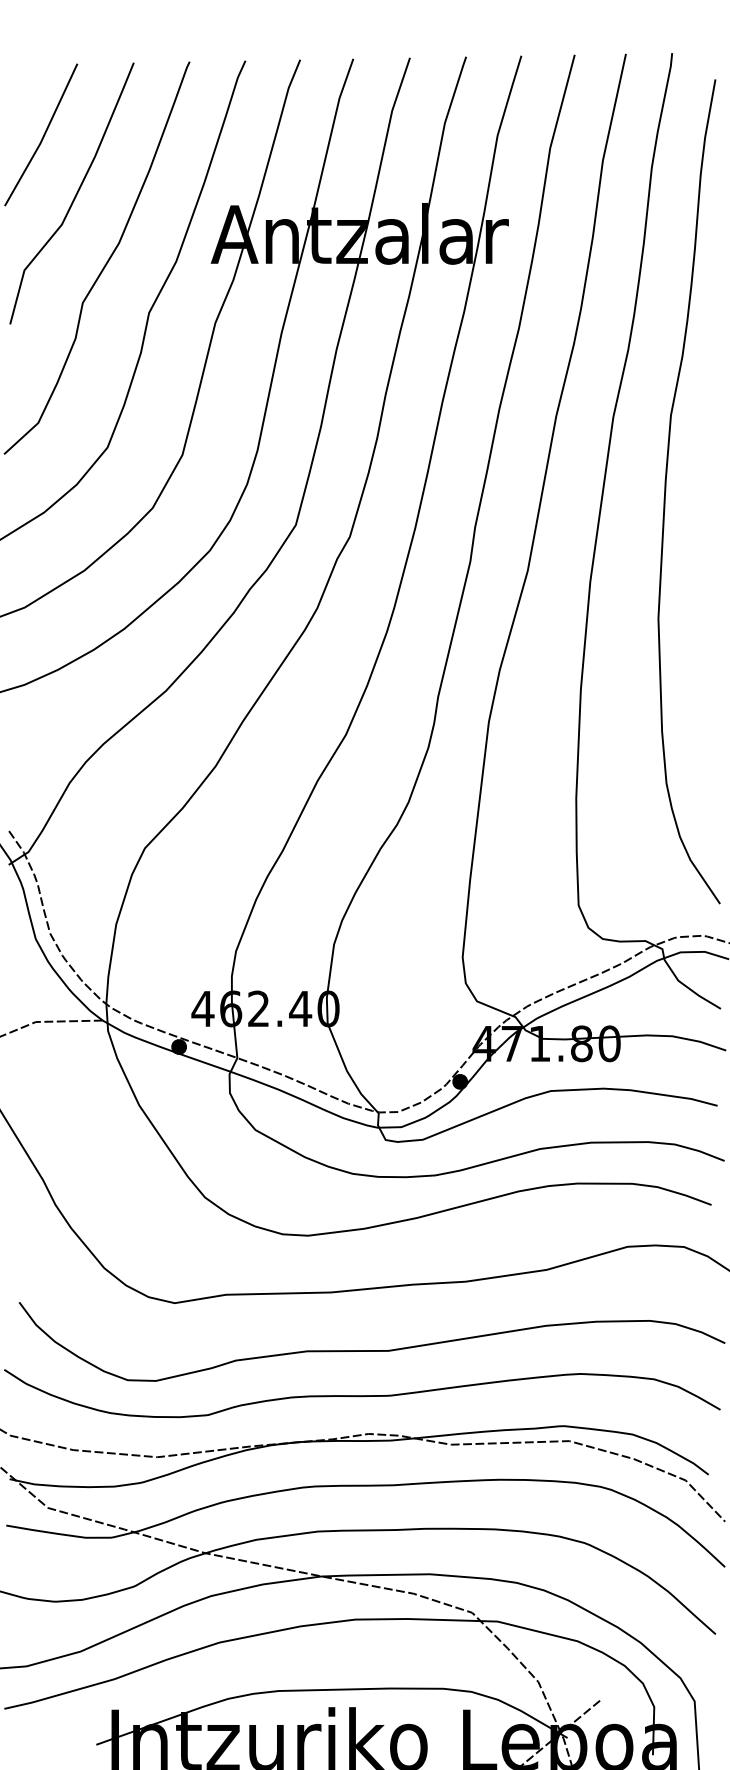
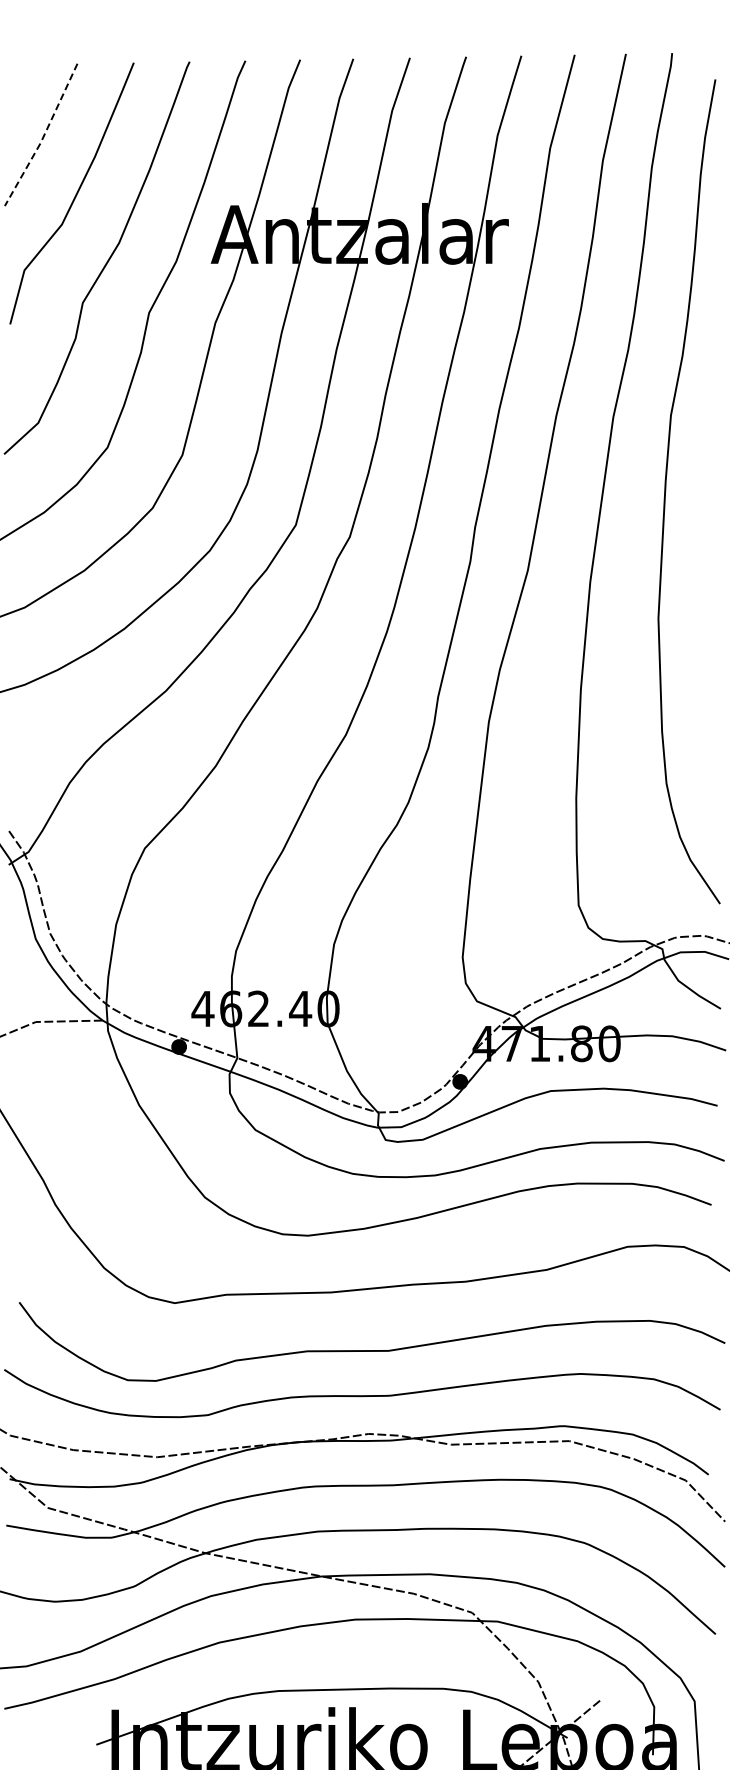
line: solid -> dashed (43, 137)
